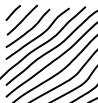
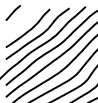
line: present -> none (22, 19)
